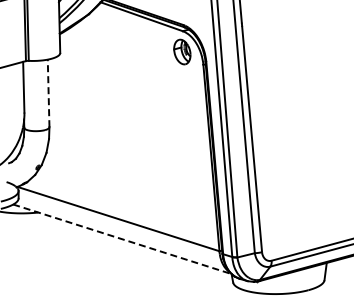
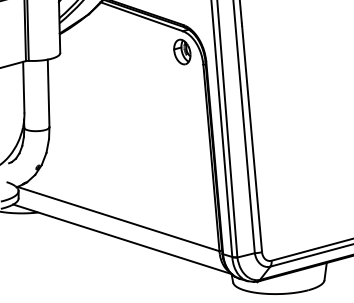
line: dashed -> solid (48, 93)
line: dashed -> solid (122, 239)
